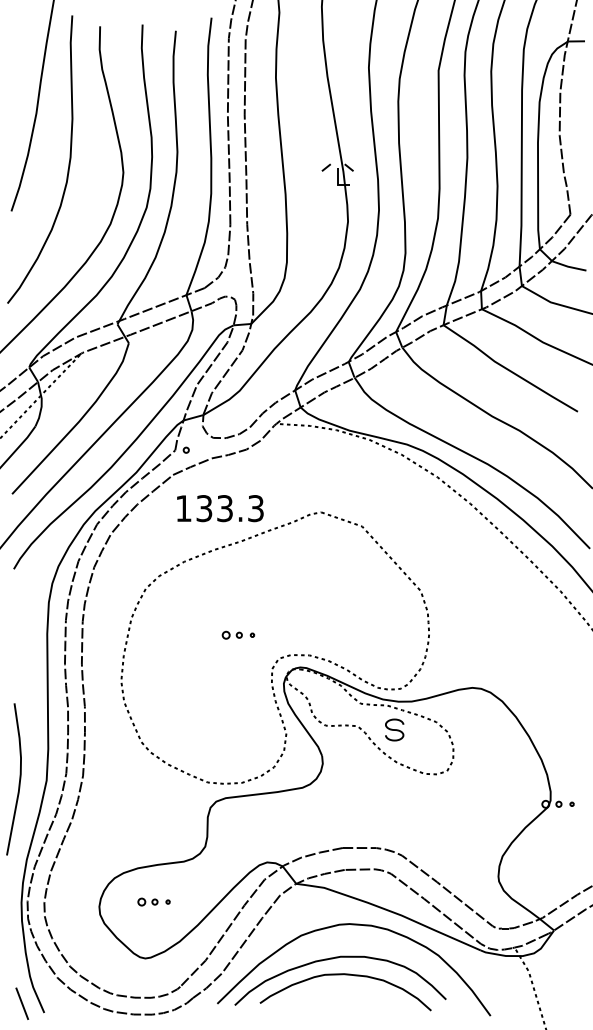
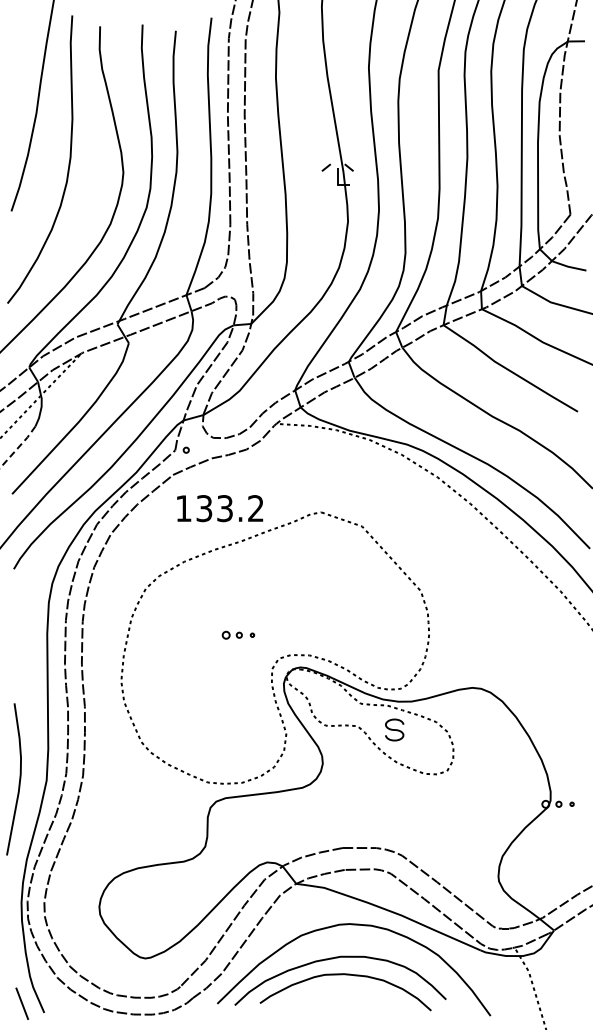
line: solid -> dashed (18, 447)
text: 133.3 -> 133.2 (255, 508)
part: present -> none (153, 901)
